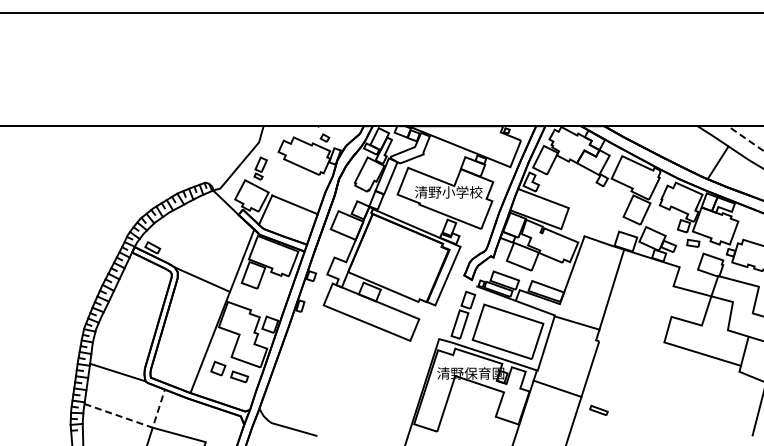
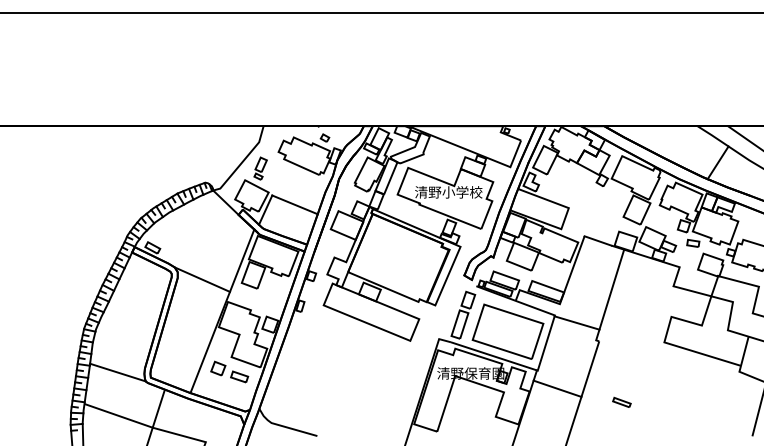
line: dashed -> solid (746, 138)
part position: (598, 409) -> (621, 401) (621, 401)
line: dashed -> solid (138, 422)
